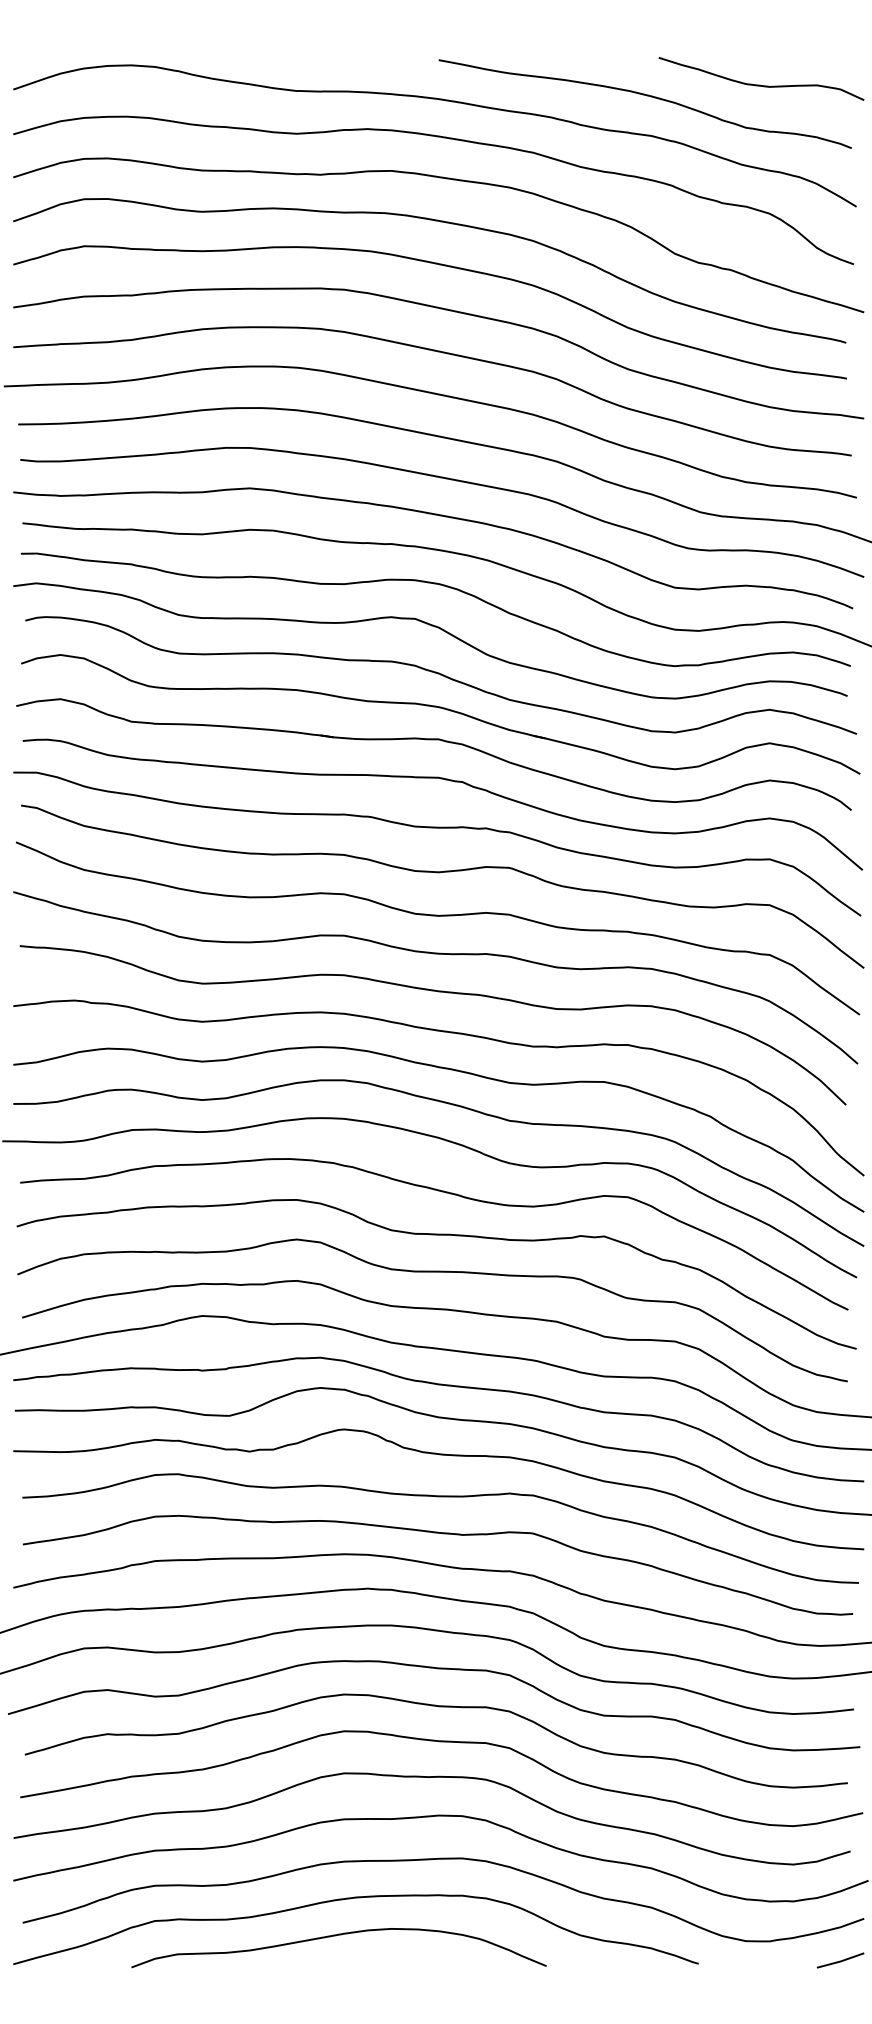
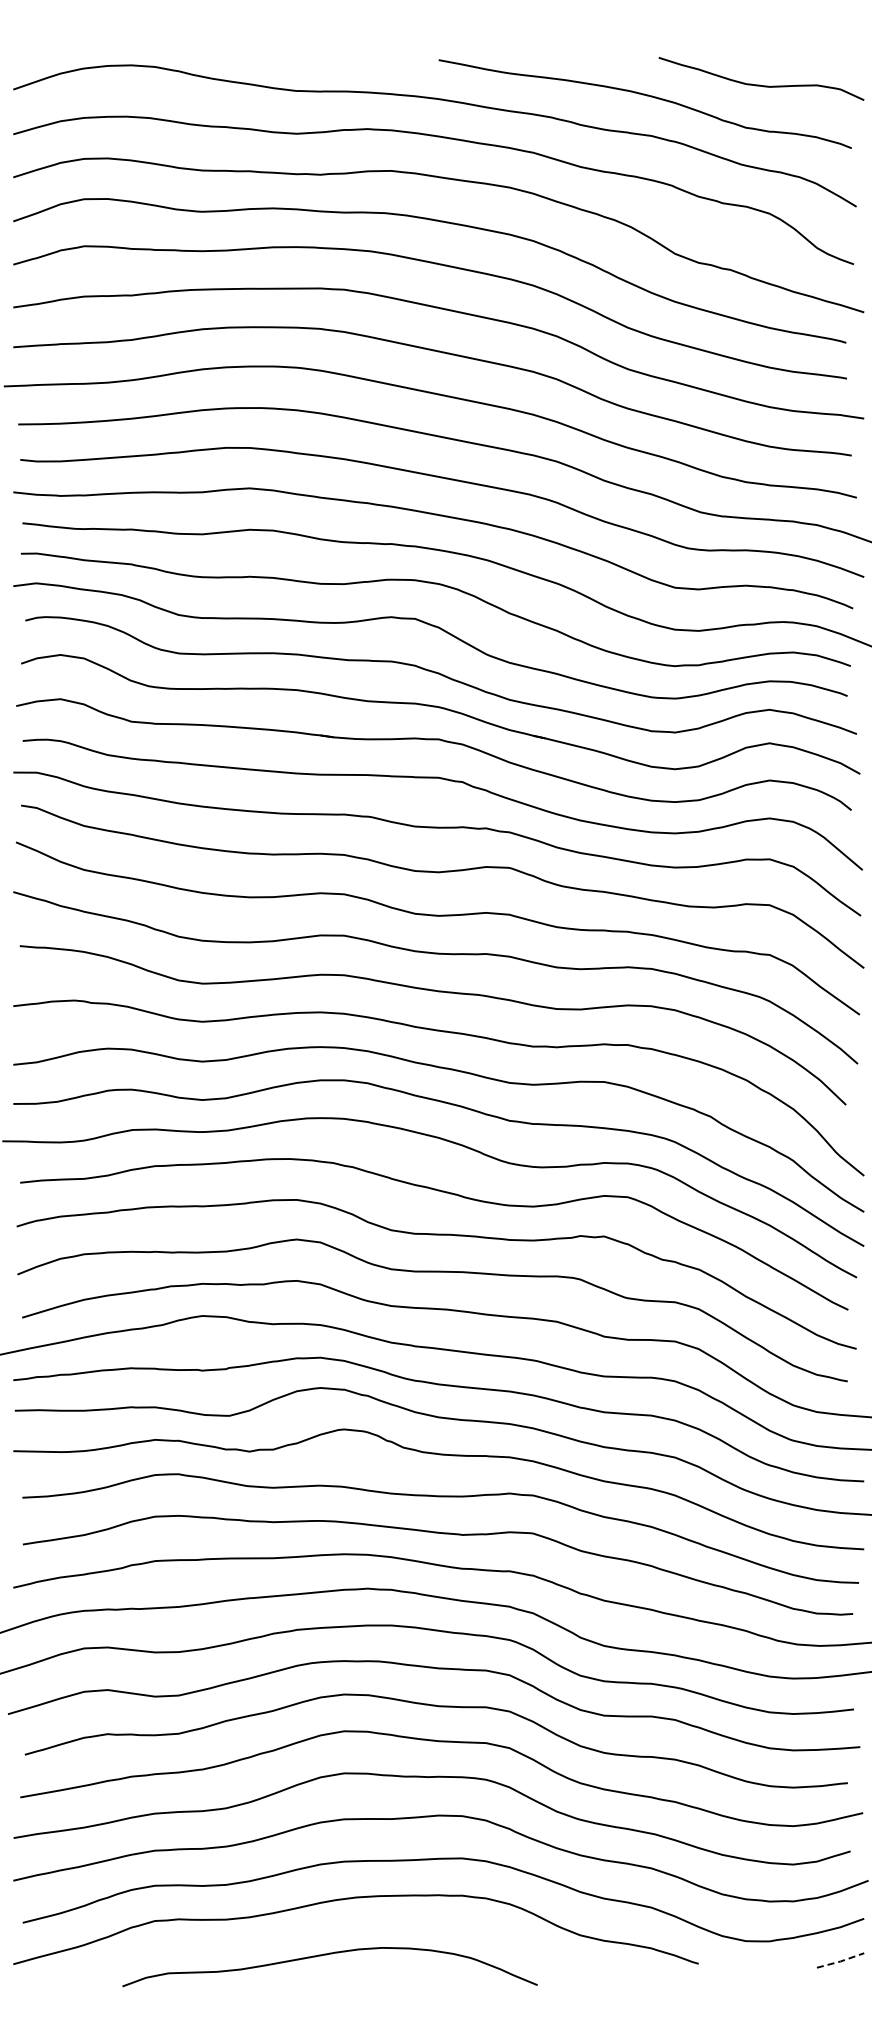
curve position: (335, 1936) -> (326, 1955) (326, 1955)
line: solid -> dashed (840, 1961)
